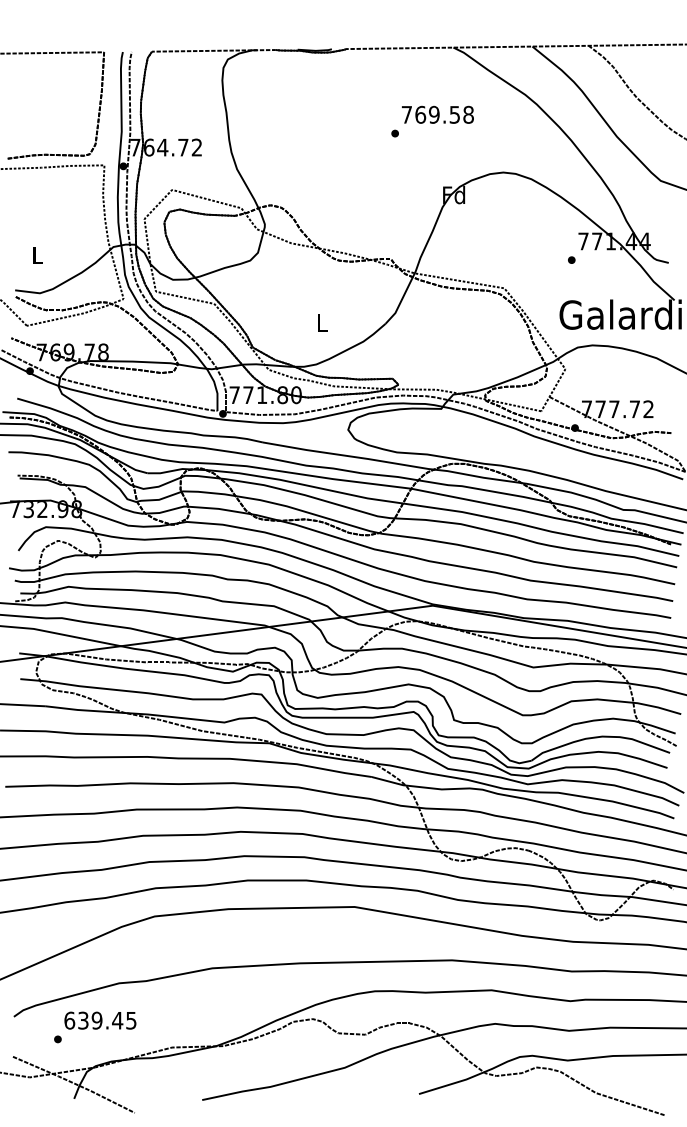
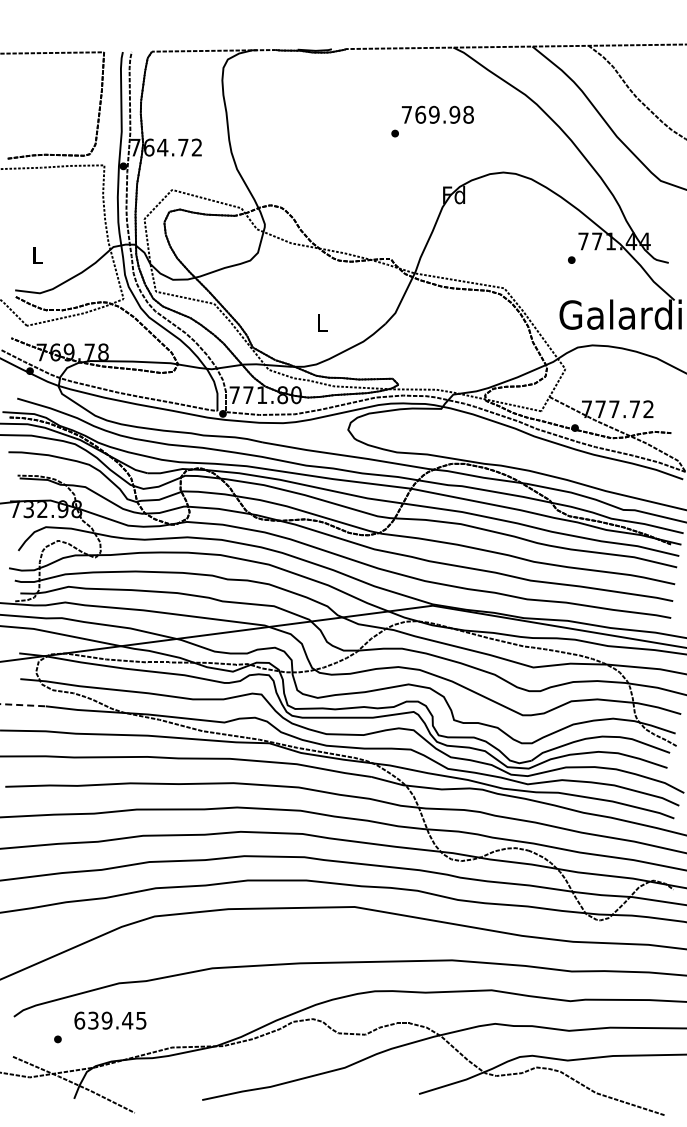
text: 769.58 -> 769.98 (454, 114)
line: solid -> dashed (22, 705)
text position: (100, 1020) -> (110, 1020) (110, 1020)
